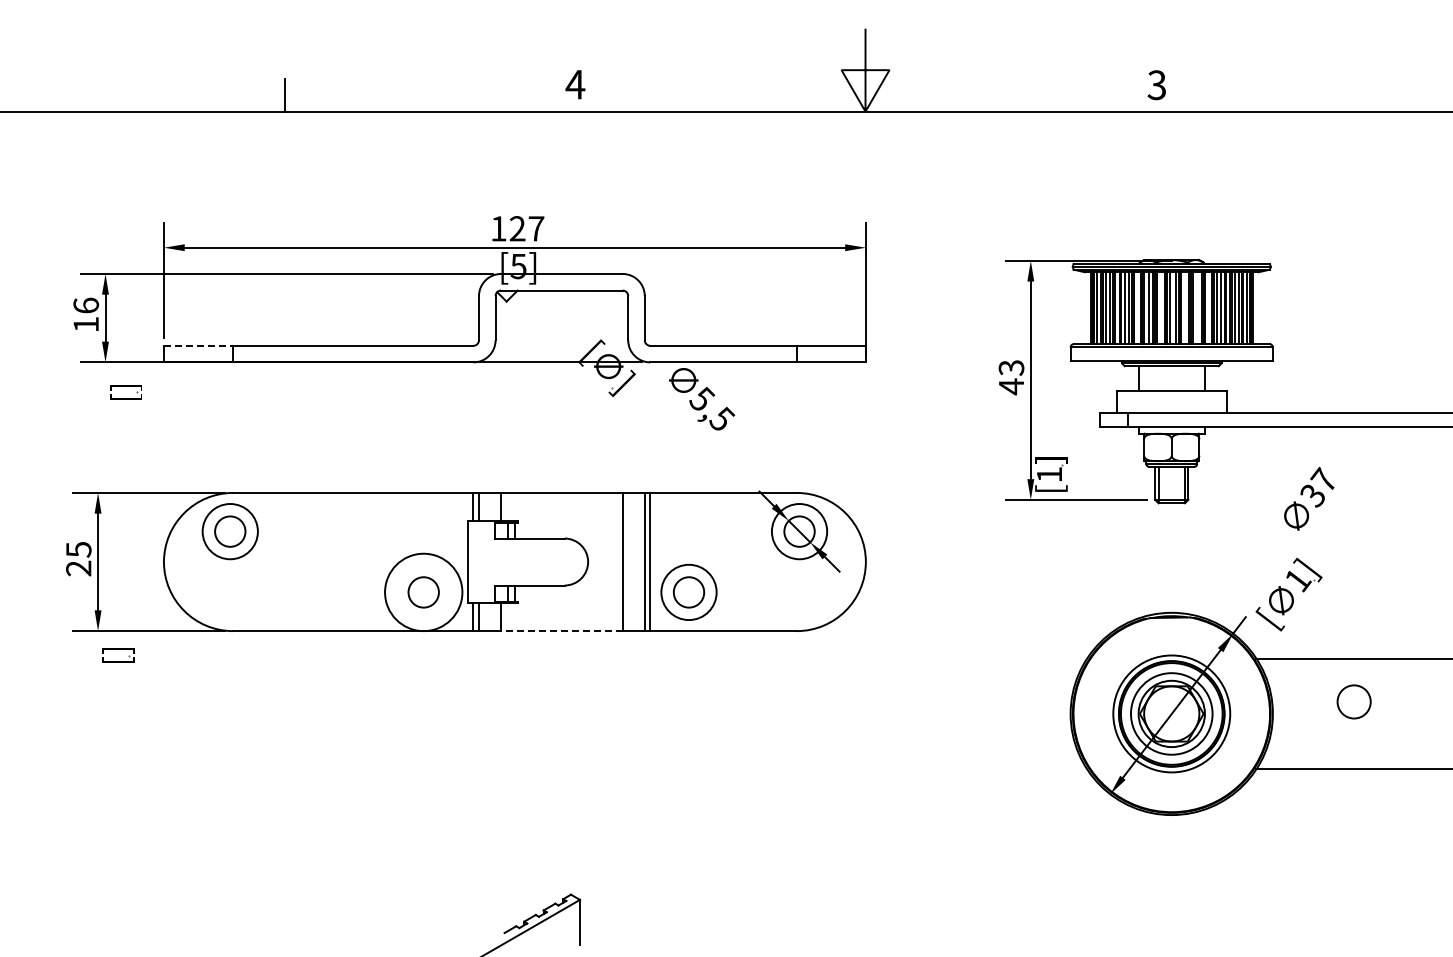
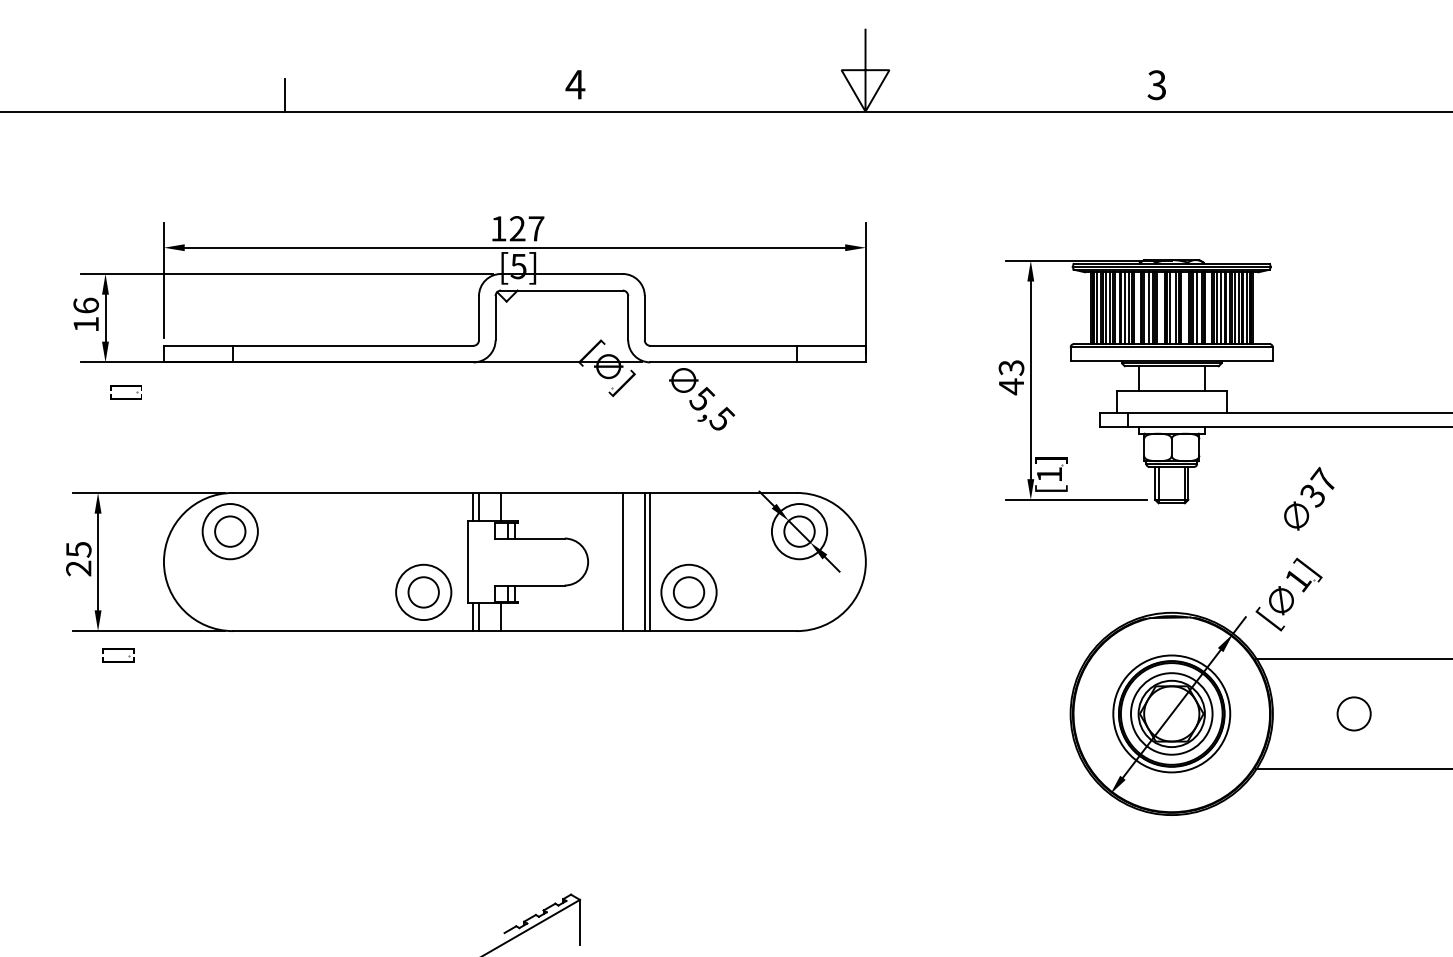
line: none -> present (1196, 308)
line: dashed -> solid (198, 345)
circle diameter: 77 px -> 55 px (423, 592)
line: dashed -> solid (561, 631)
circle position: (1353, 701) -> (1353, 713) (1353, 713)
